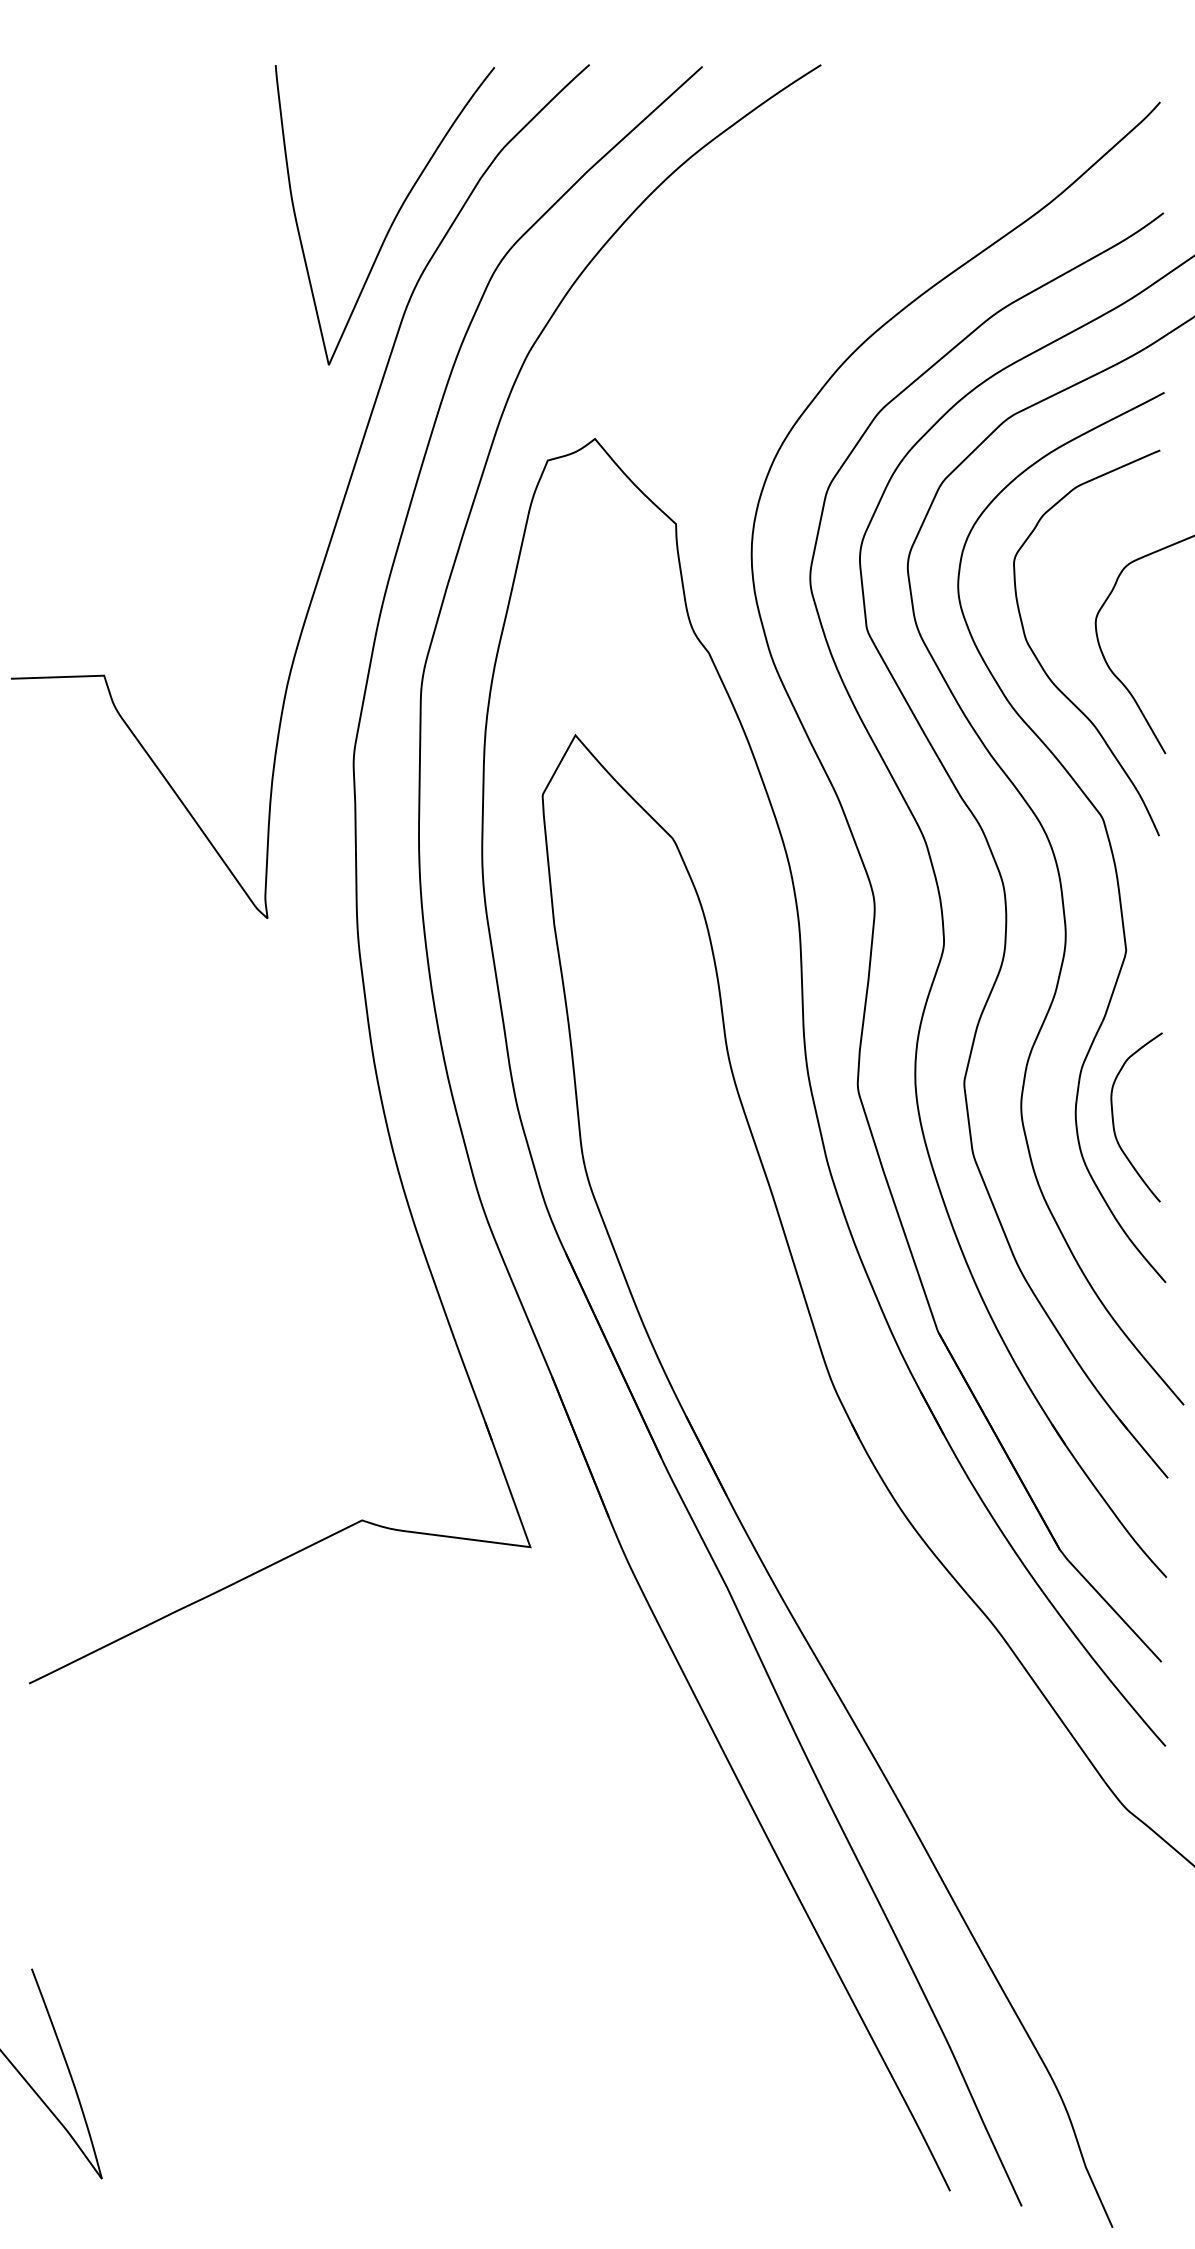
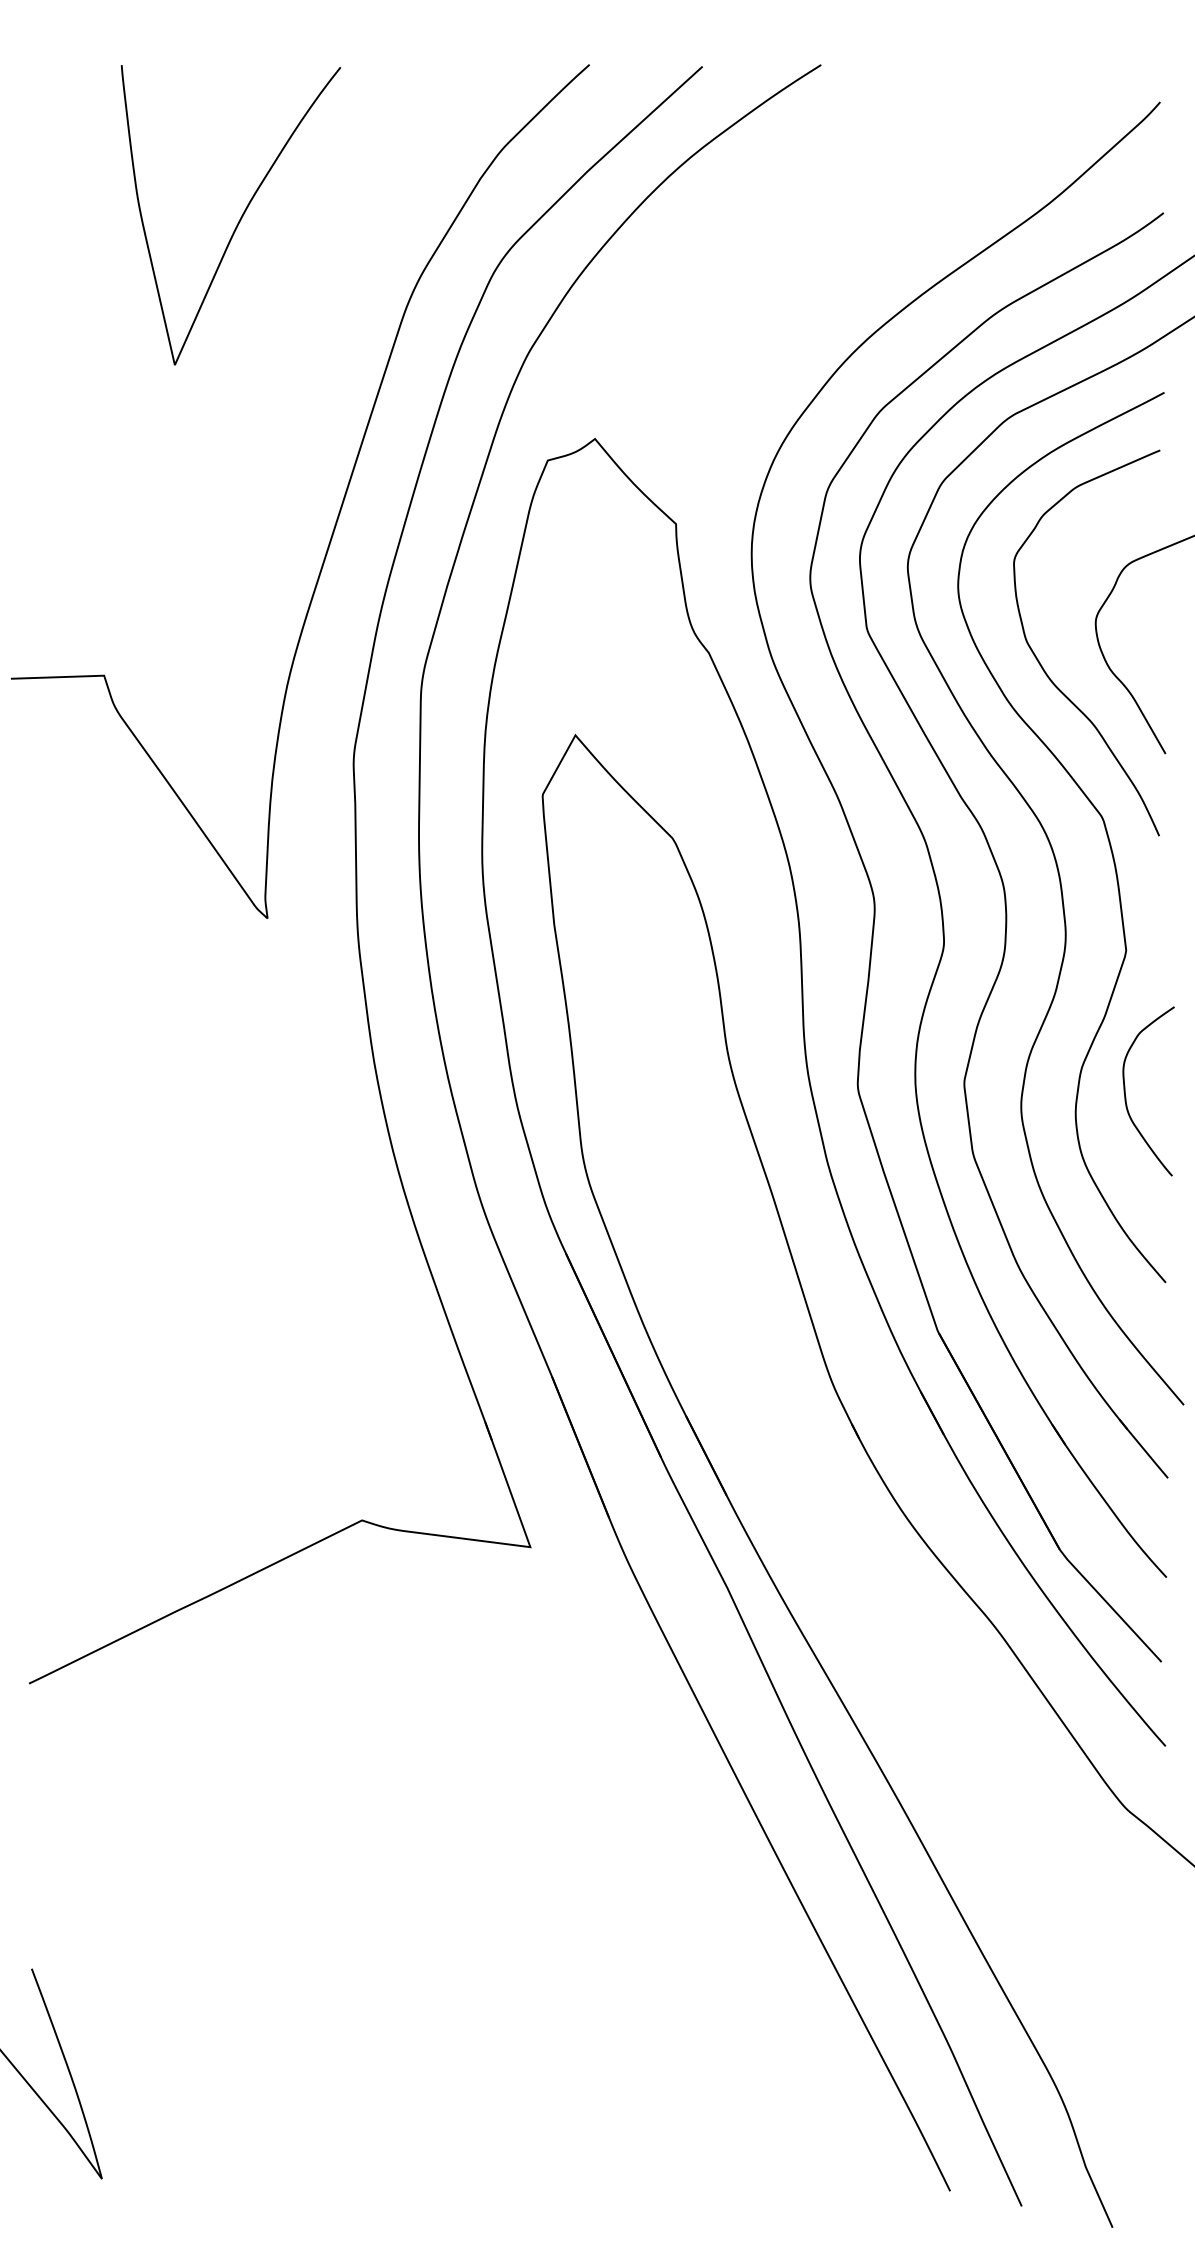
curve position: (393, 219) -> (239, 219) (239, 219)
curve position: (1114, 1122) -> (1126, 1096) (1126, 1096)
